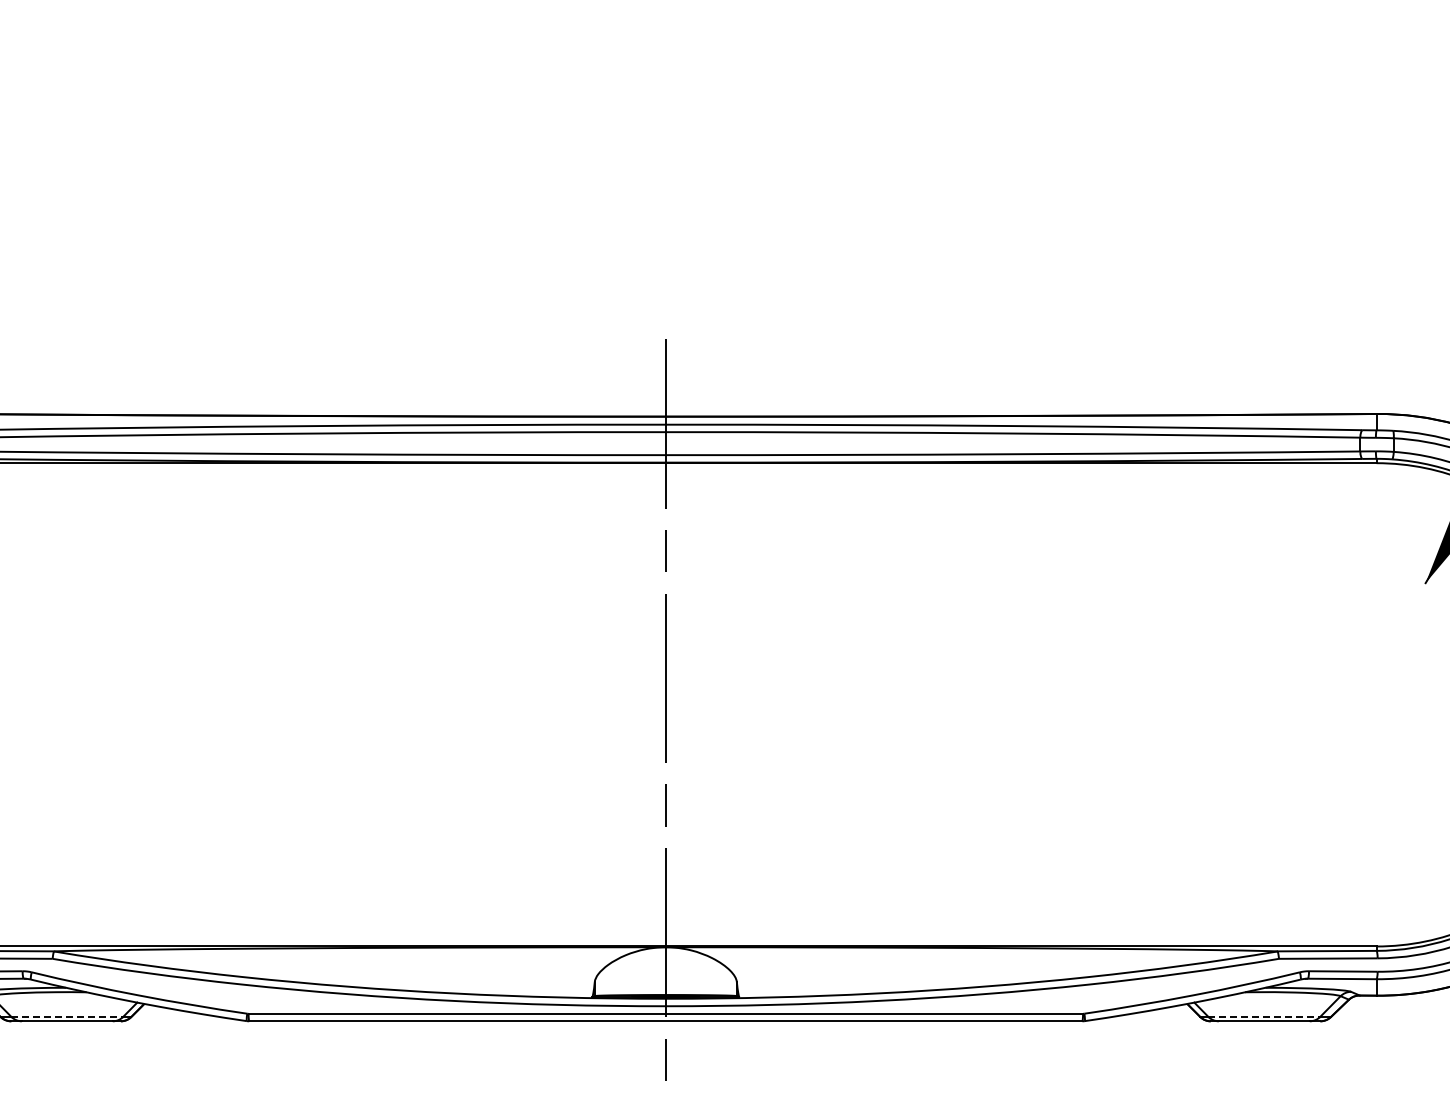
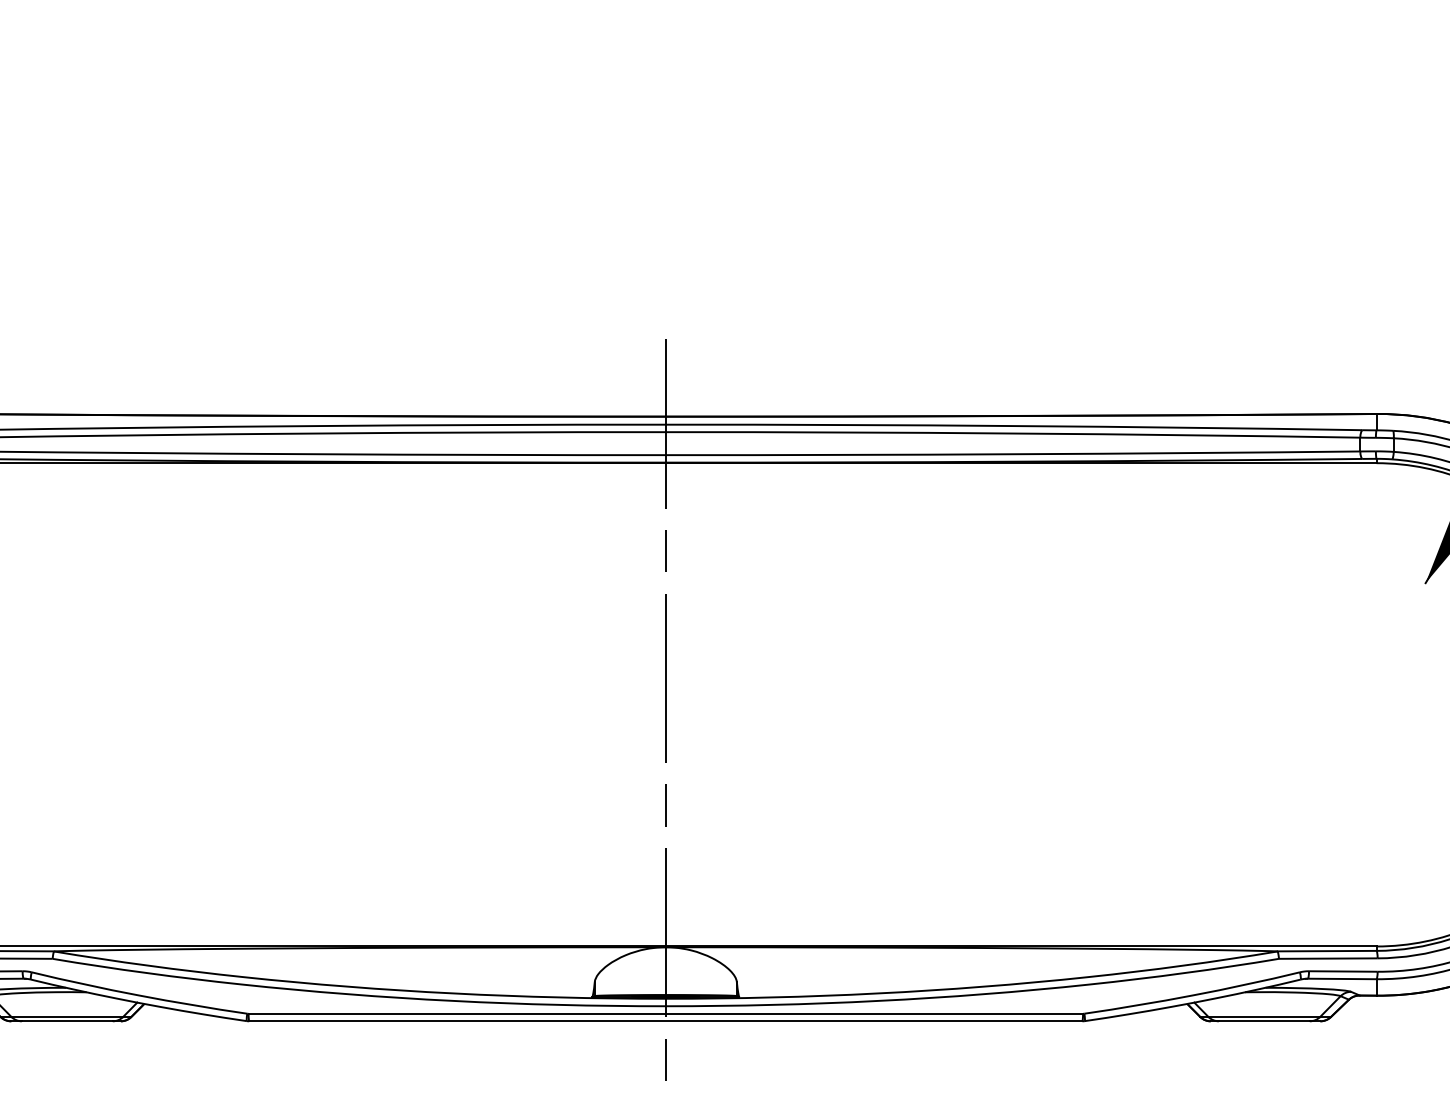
line: dashed -> solid (67, 1016)
line: dashed -> solid (1264, 1016)
